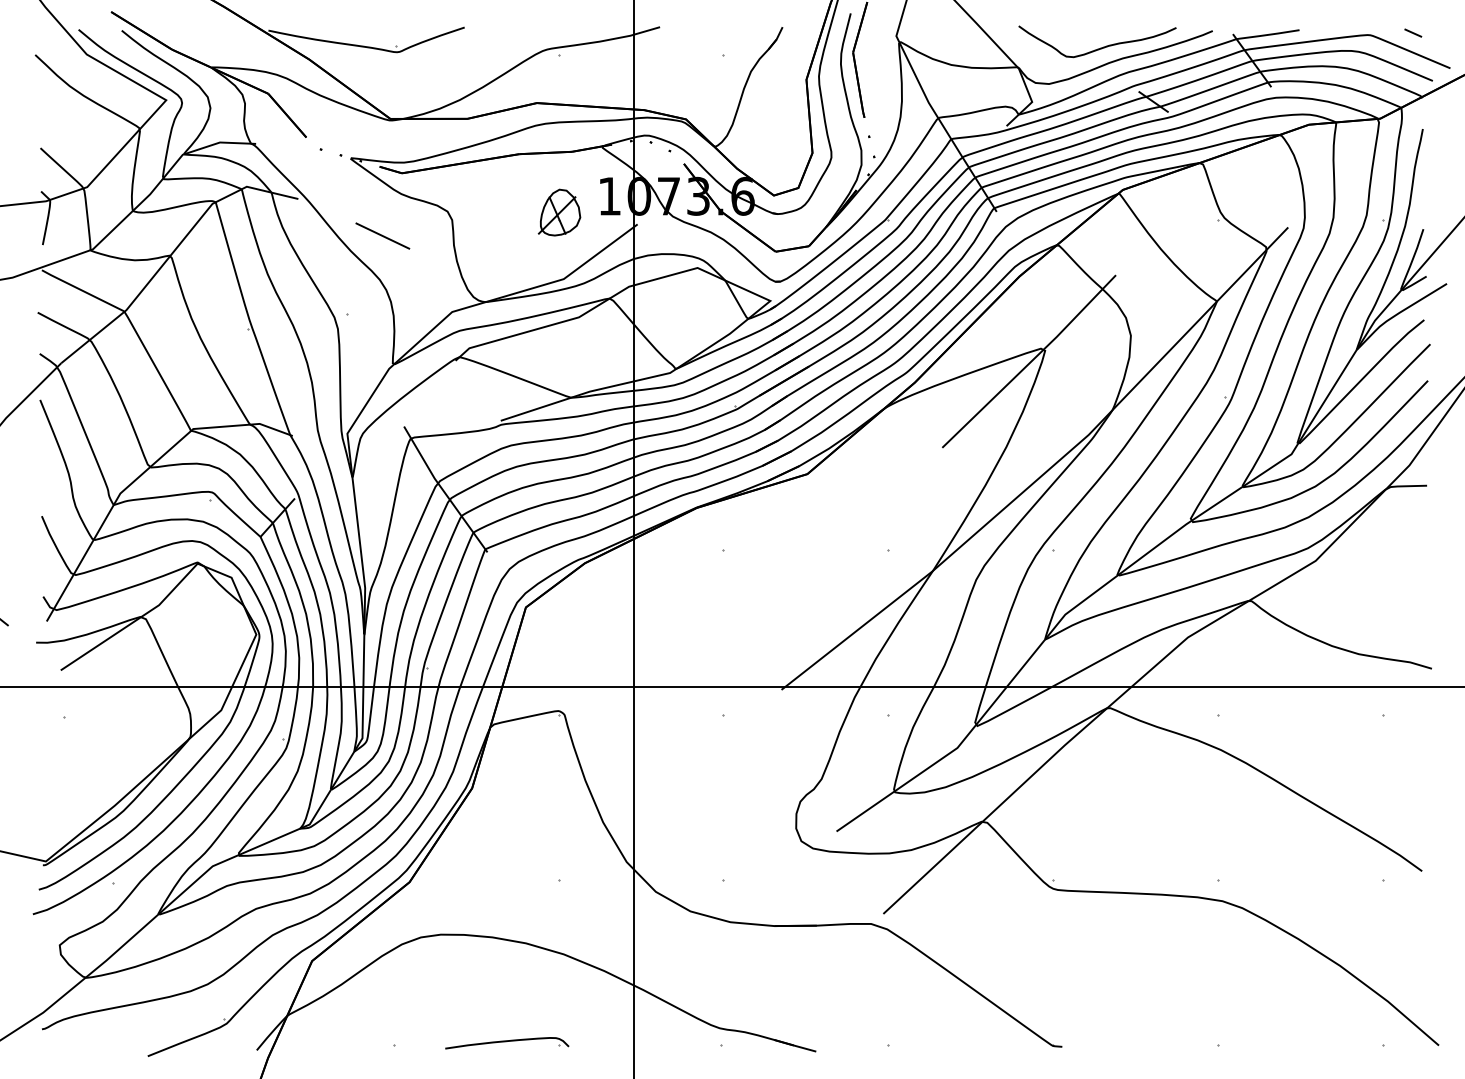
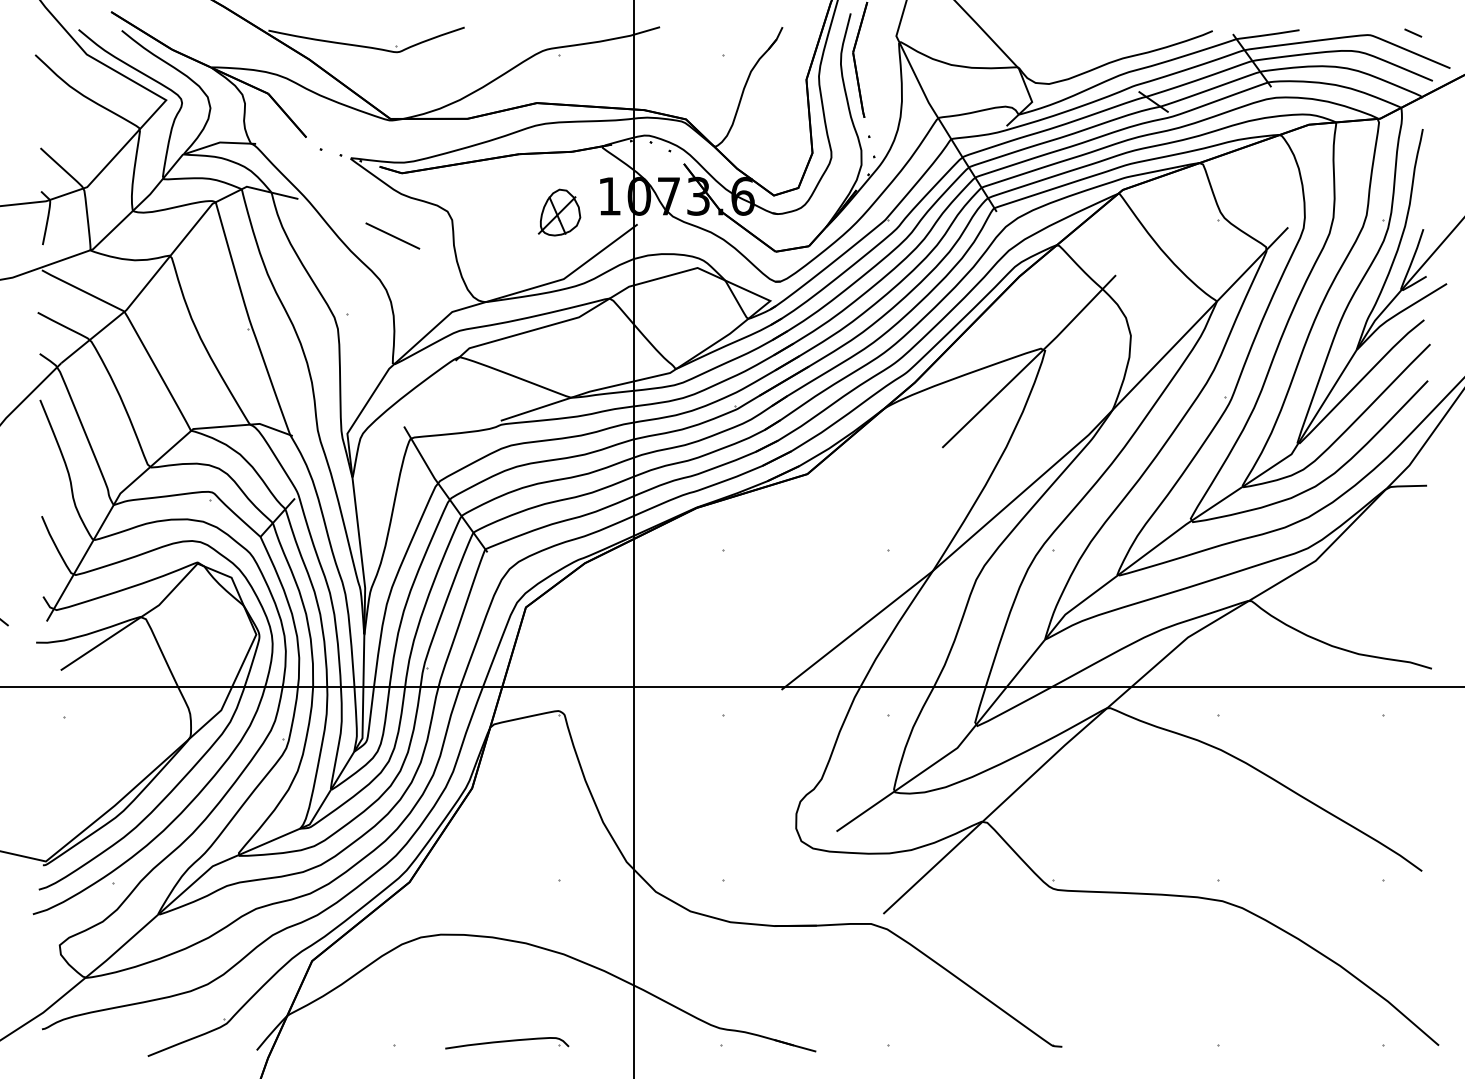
curve: present -> none (1100, 47)
line position: (382, 235) -> (392, 235) (392, 235)
